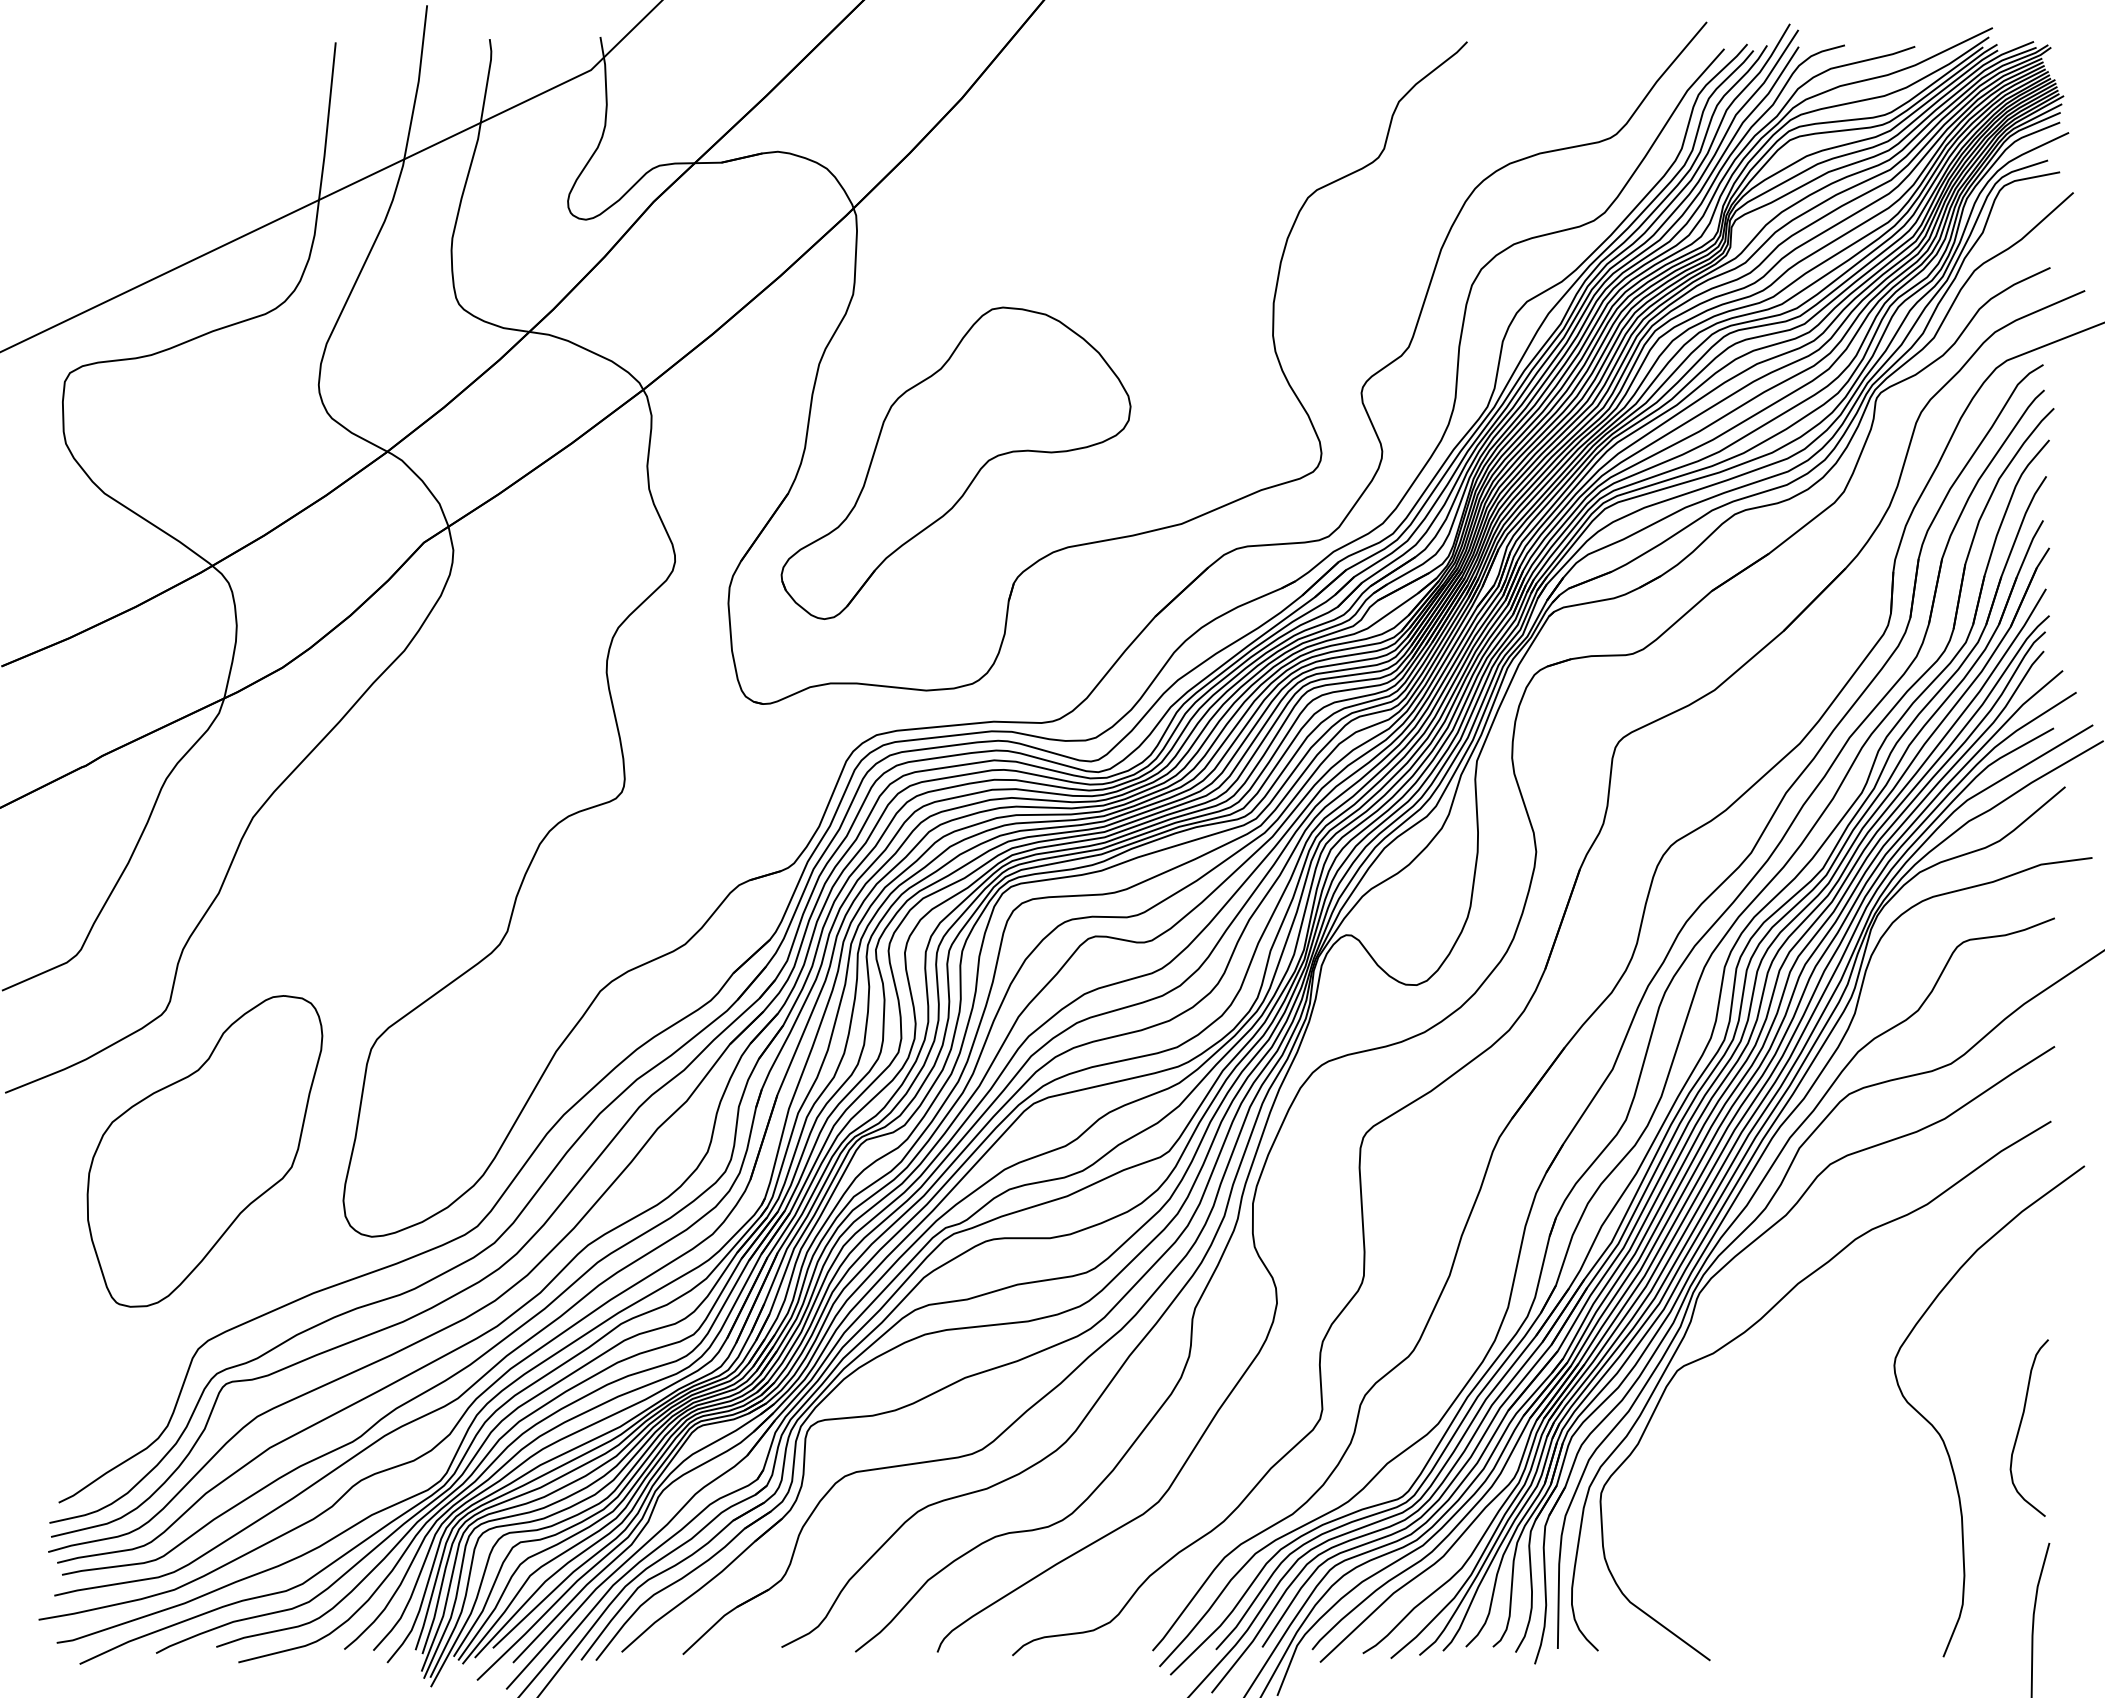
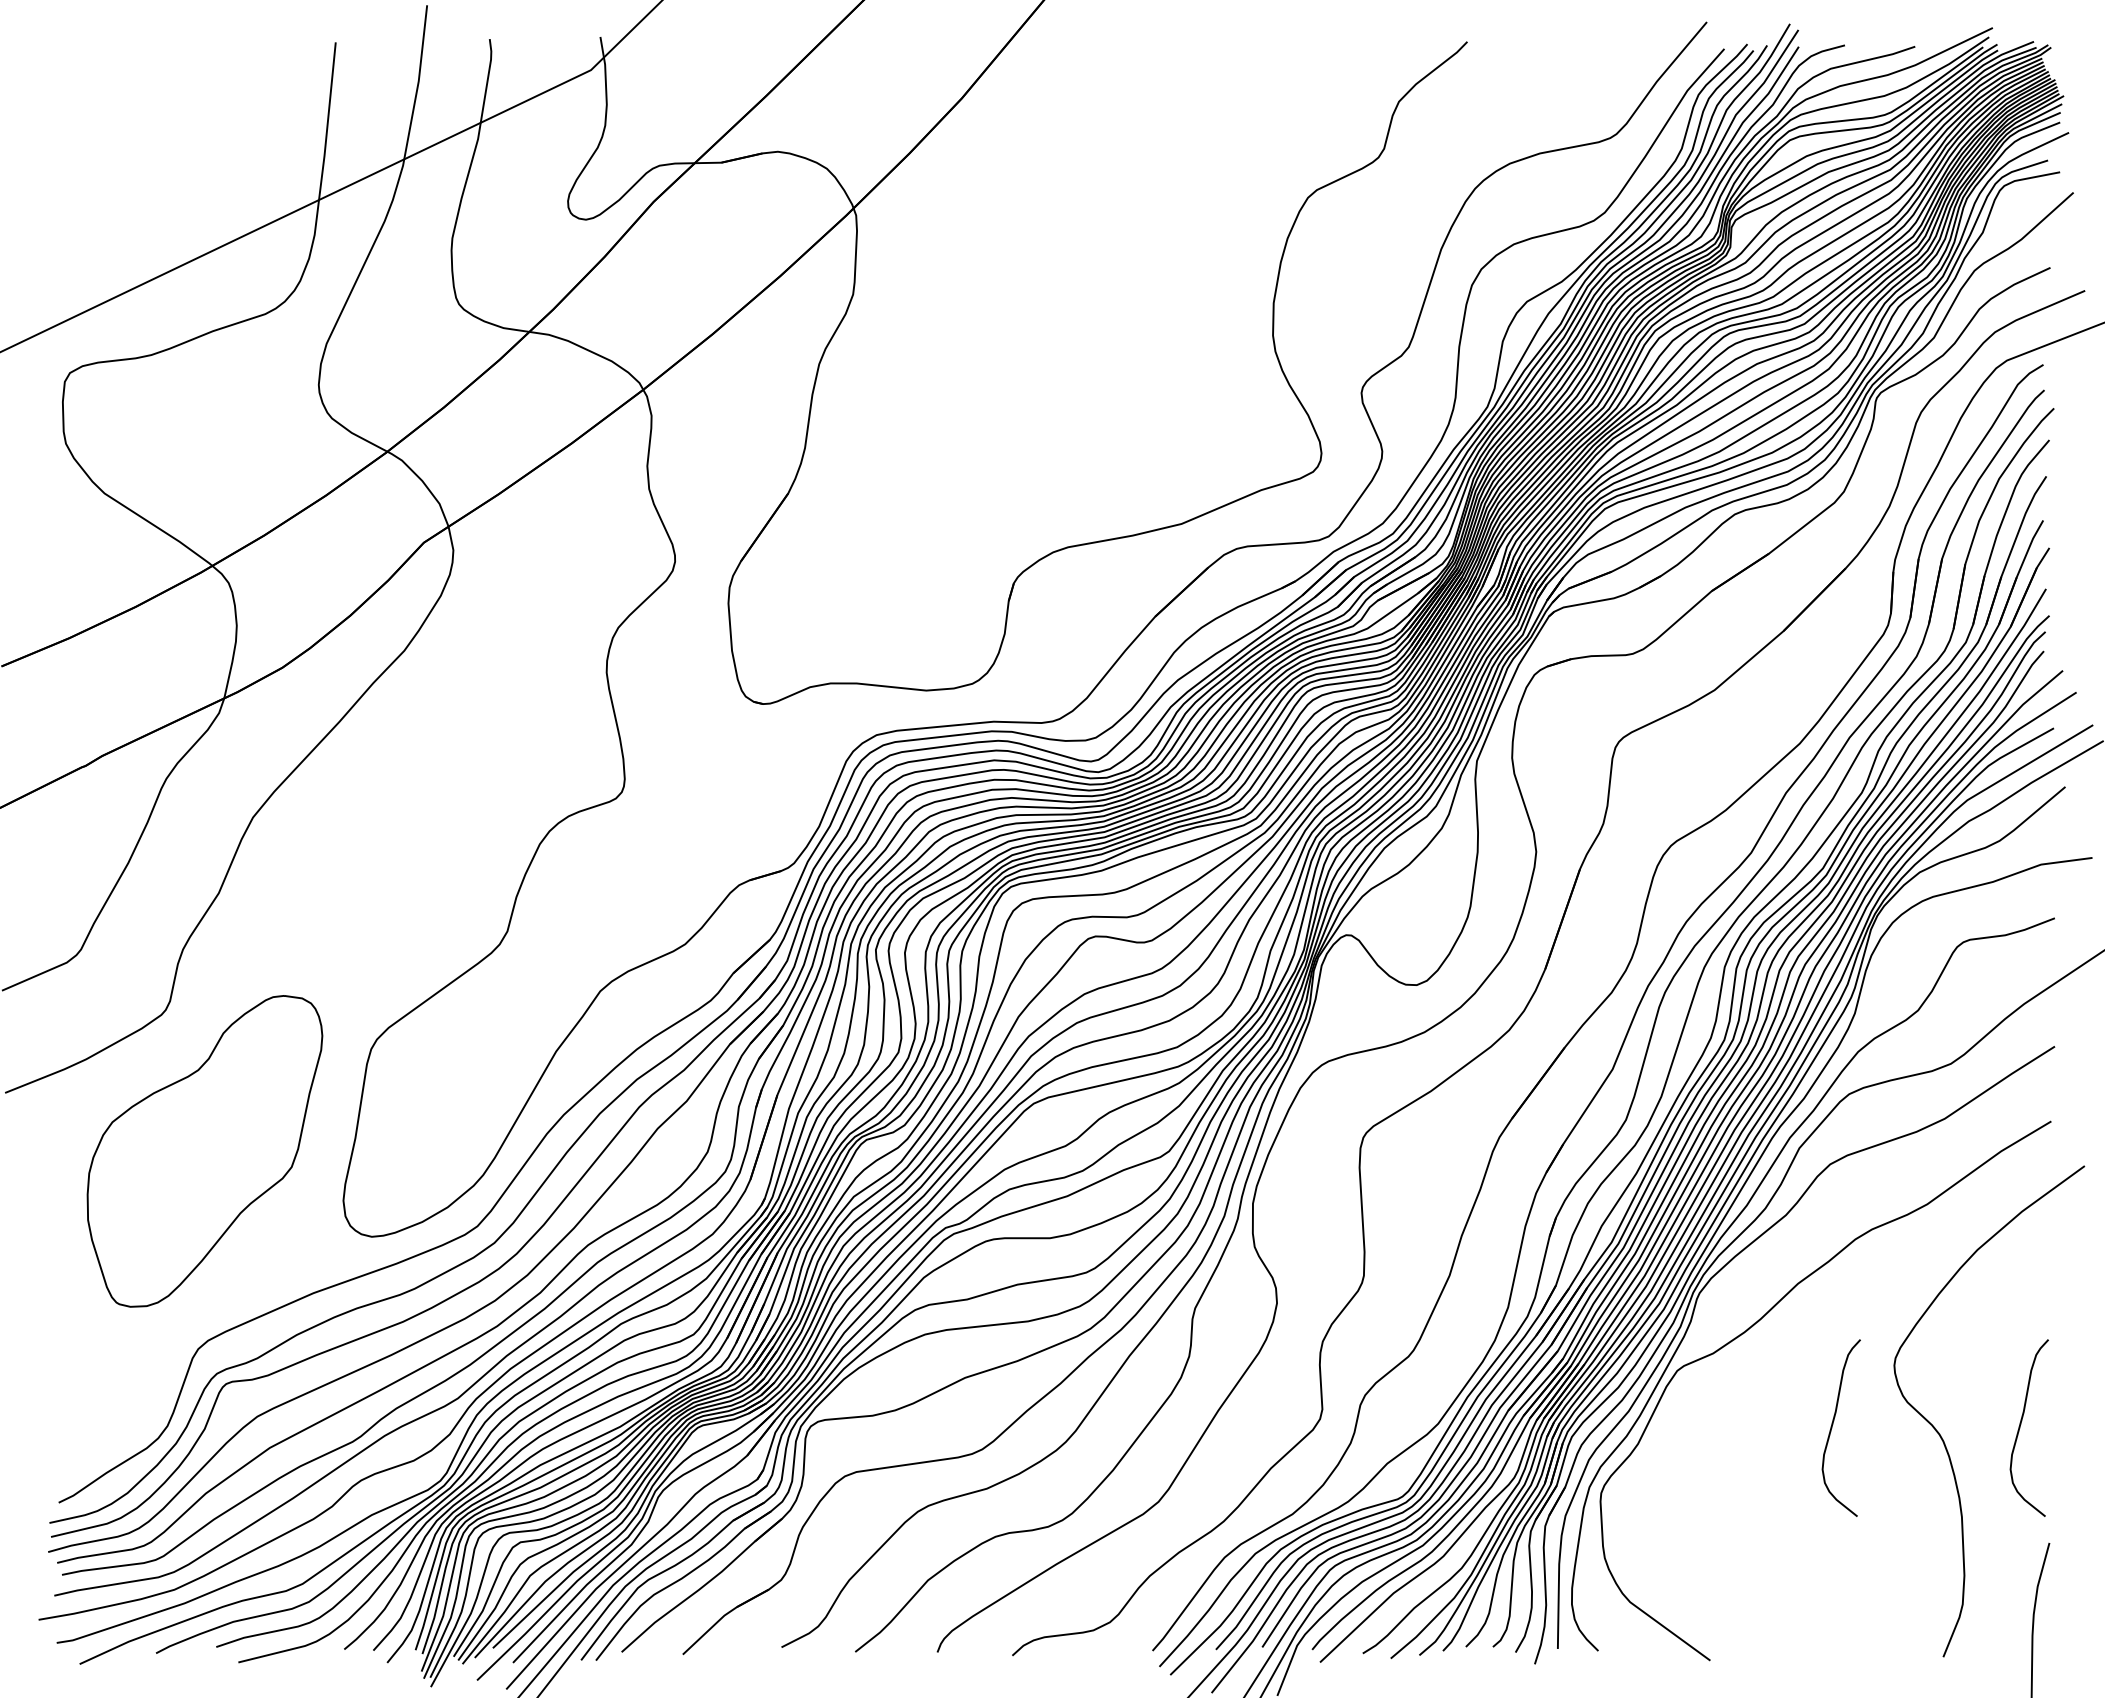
part: present -> none (955, 462)
curve: none -> present (1833, 1424)
